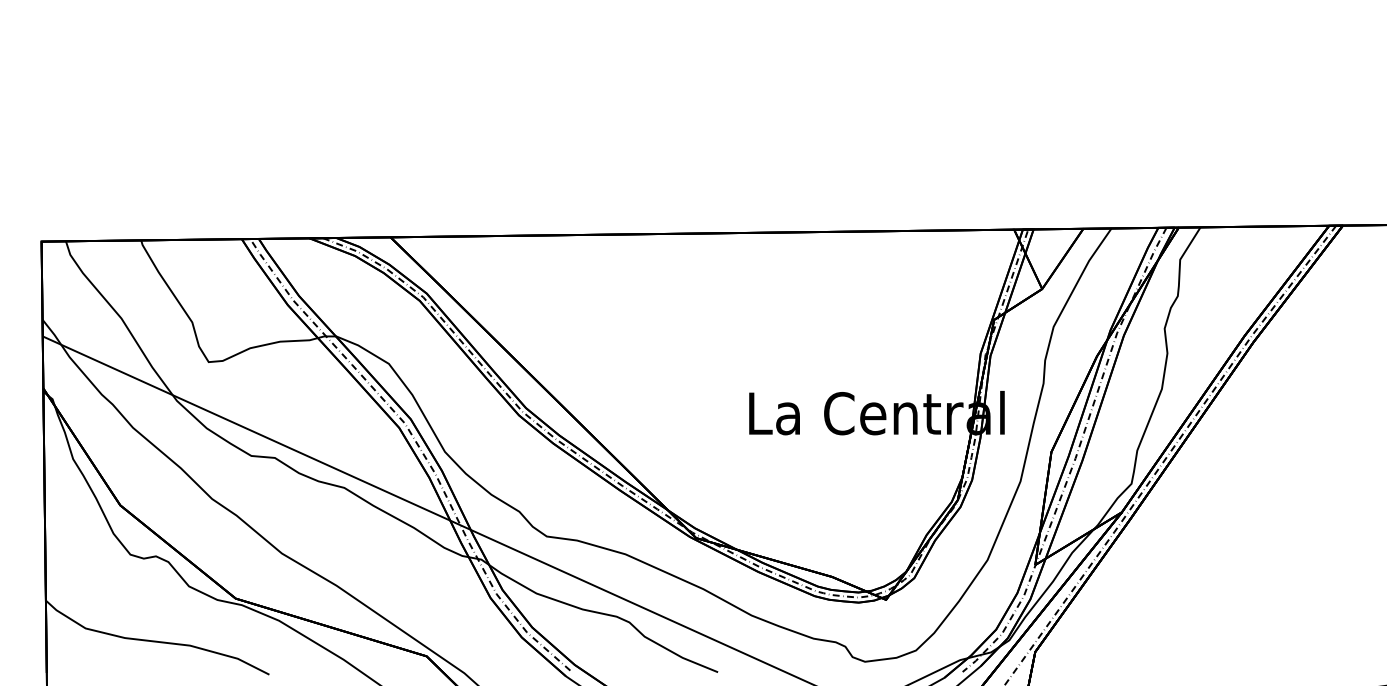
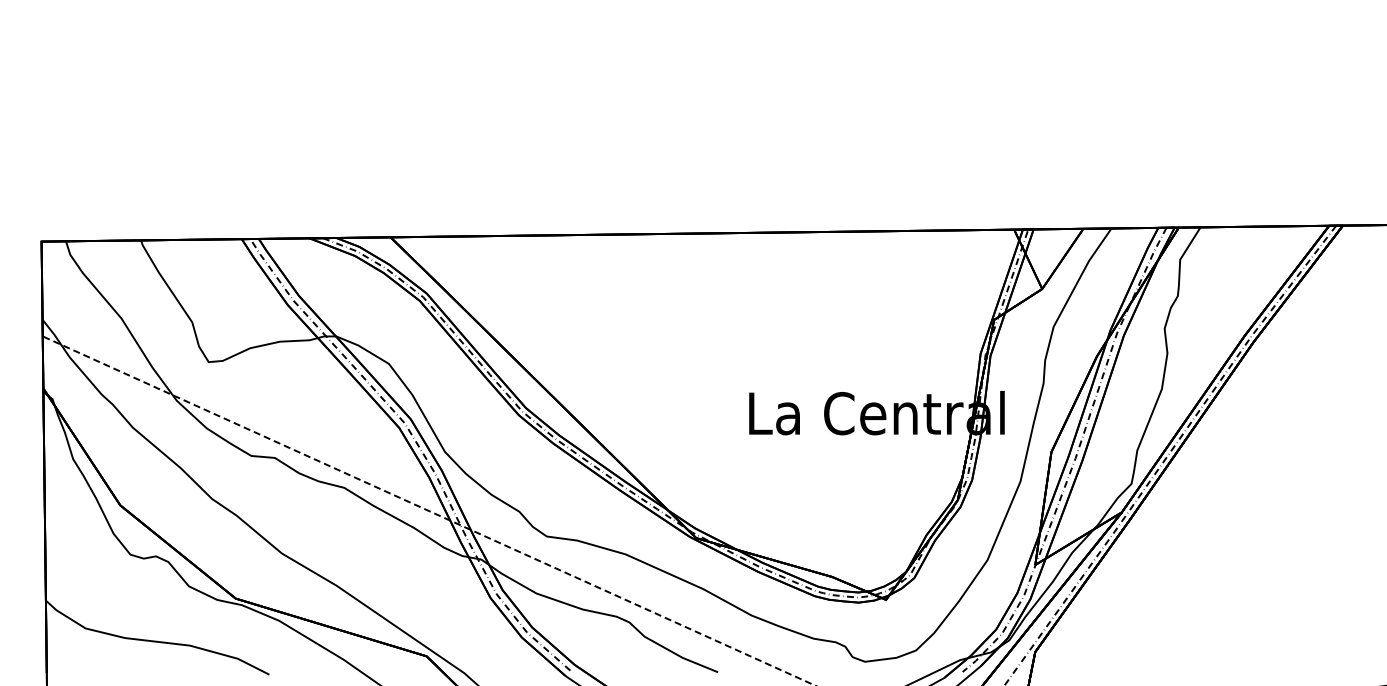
line: solid -> dashed (428, 510)
